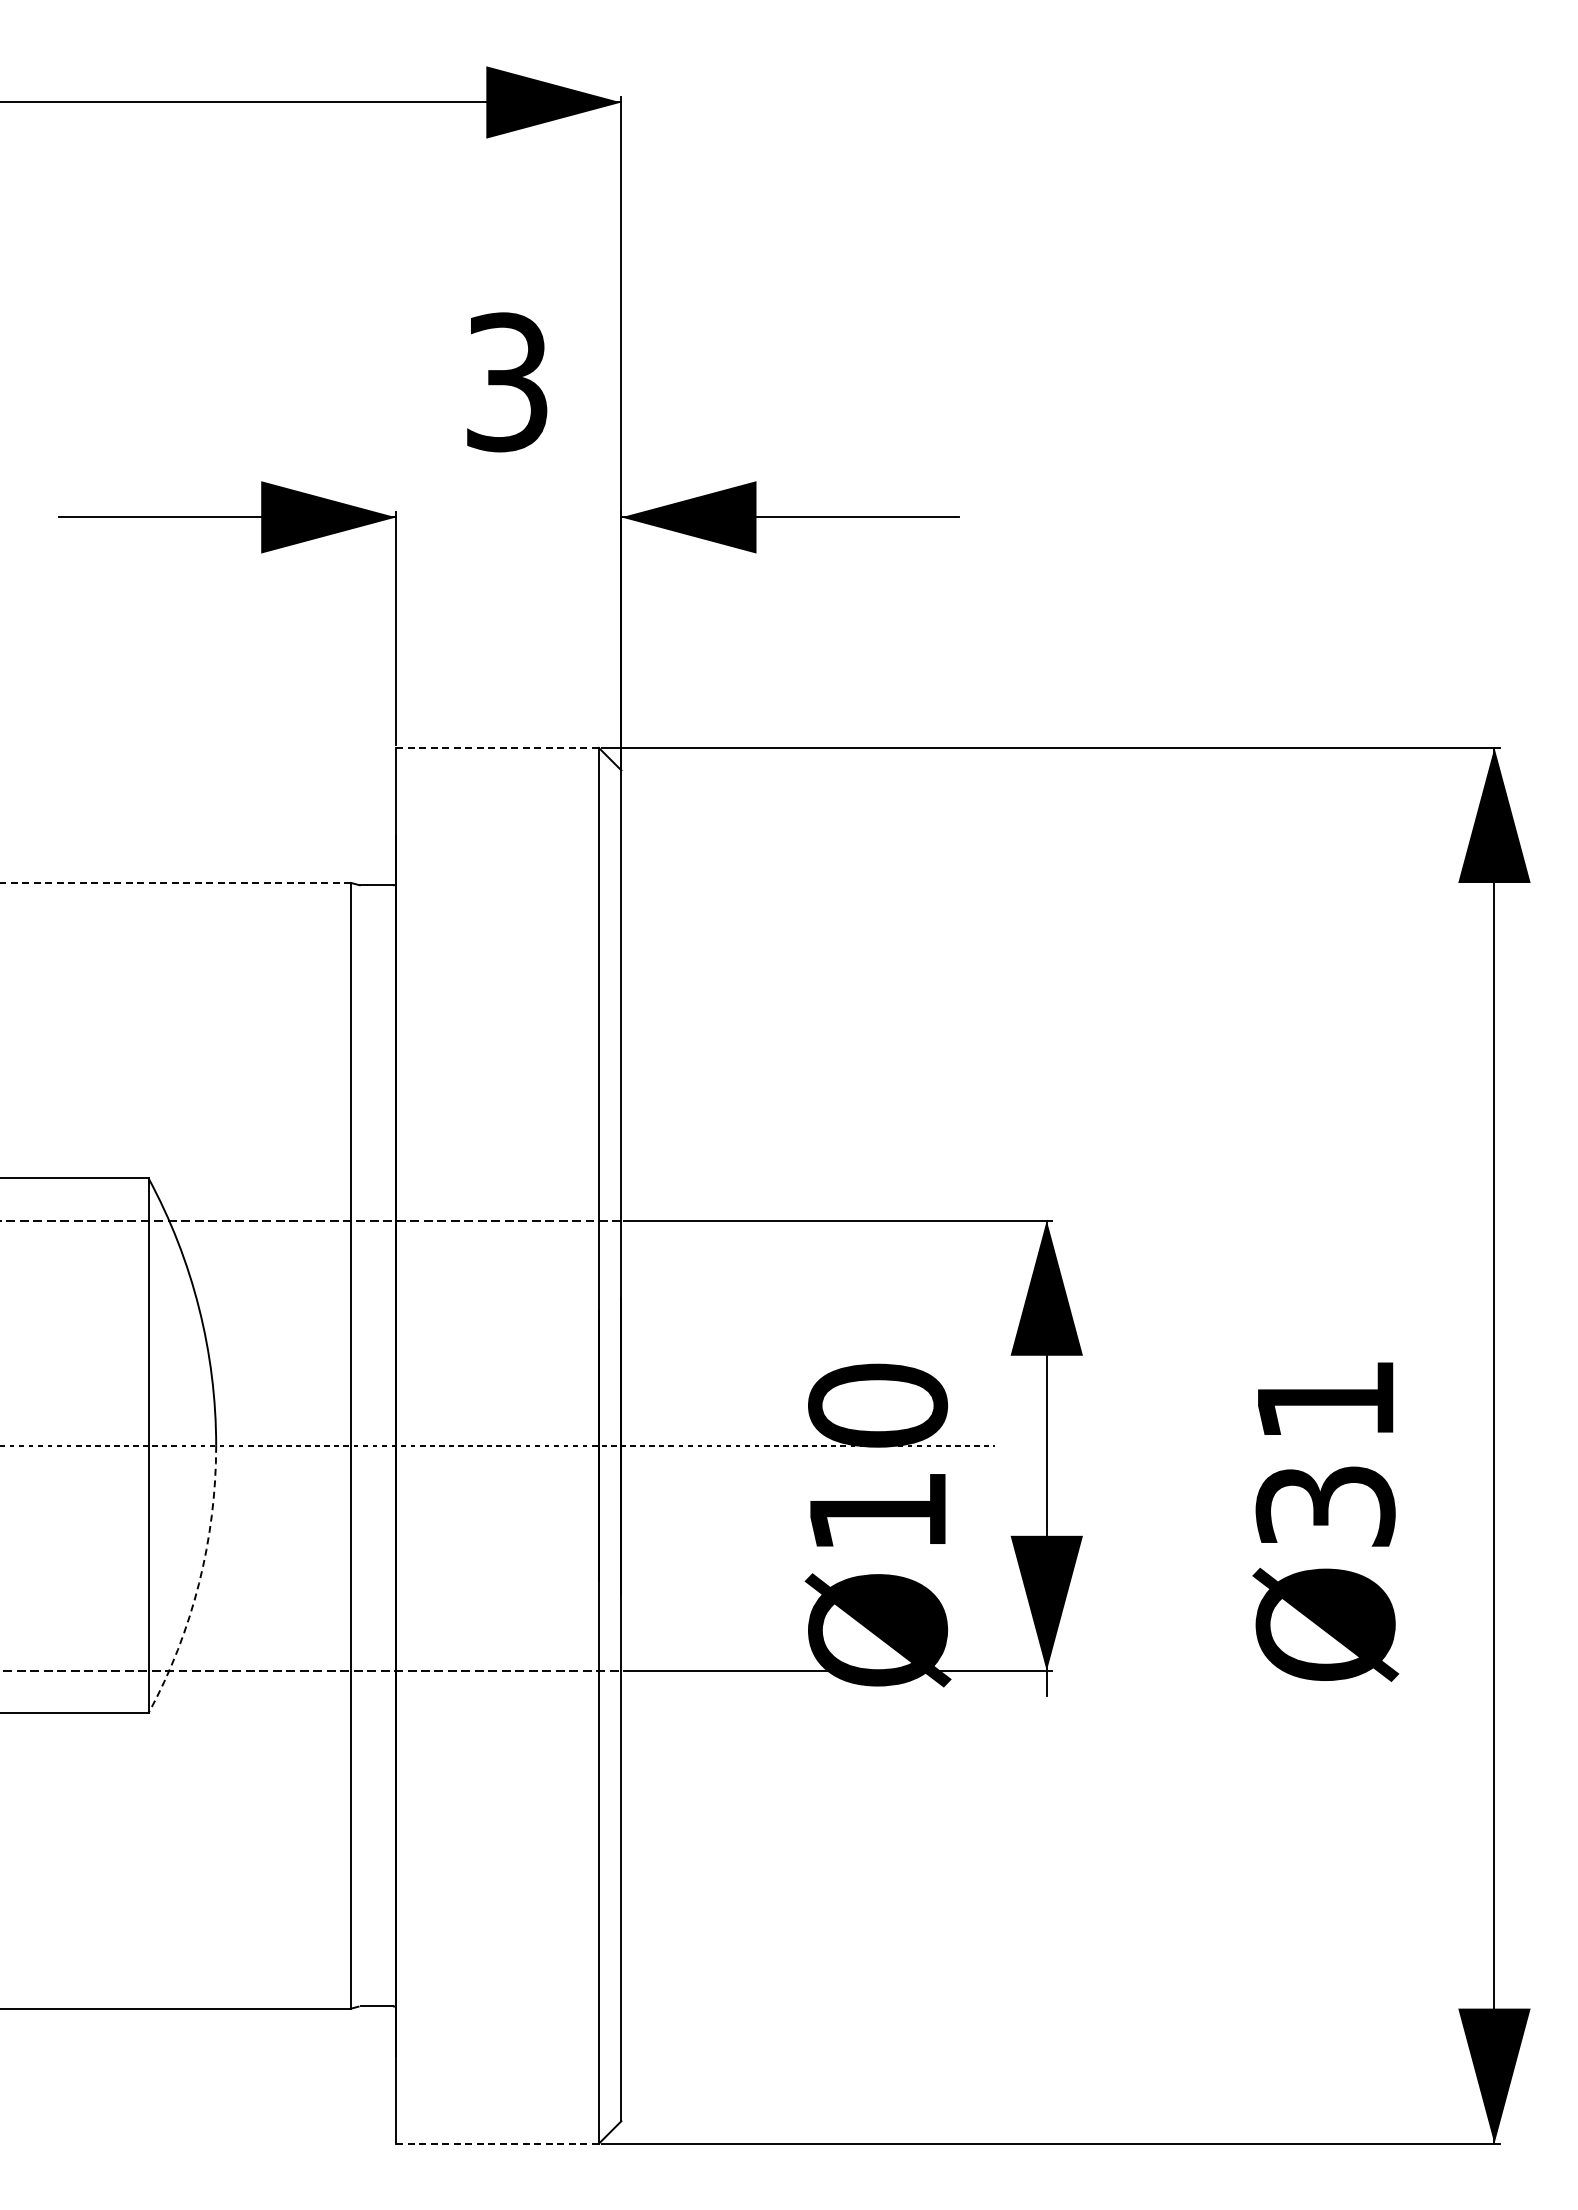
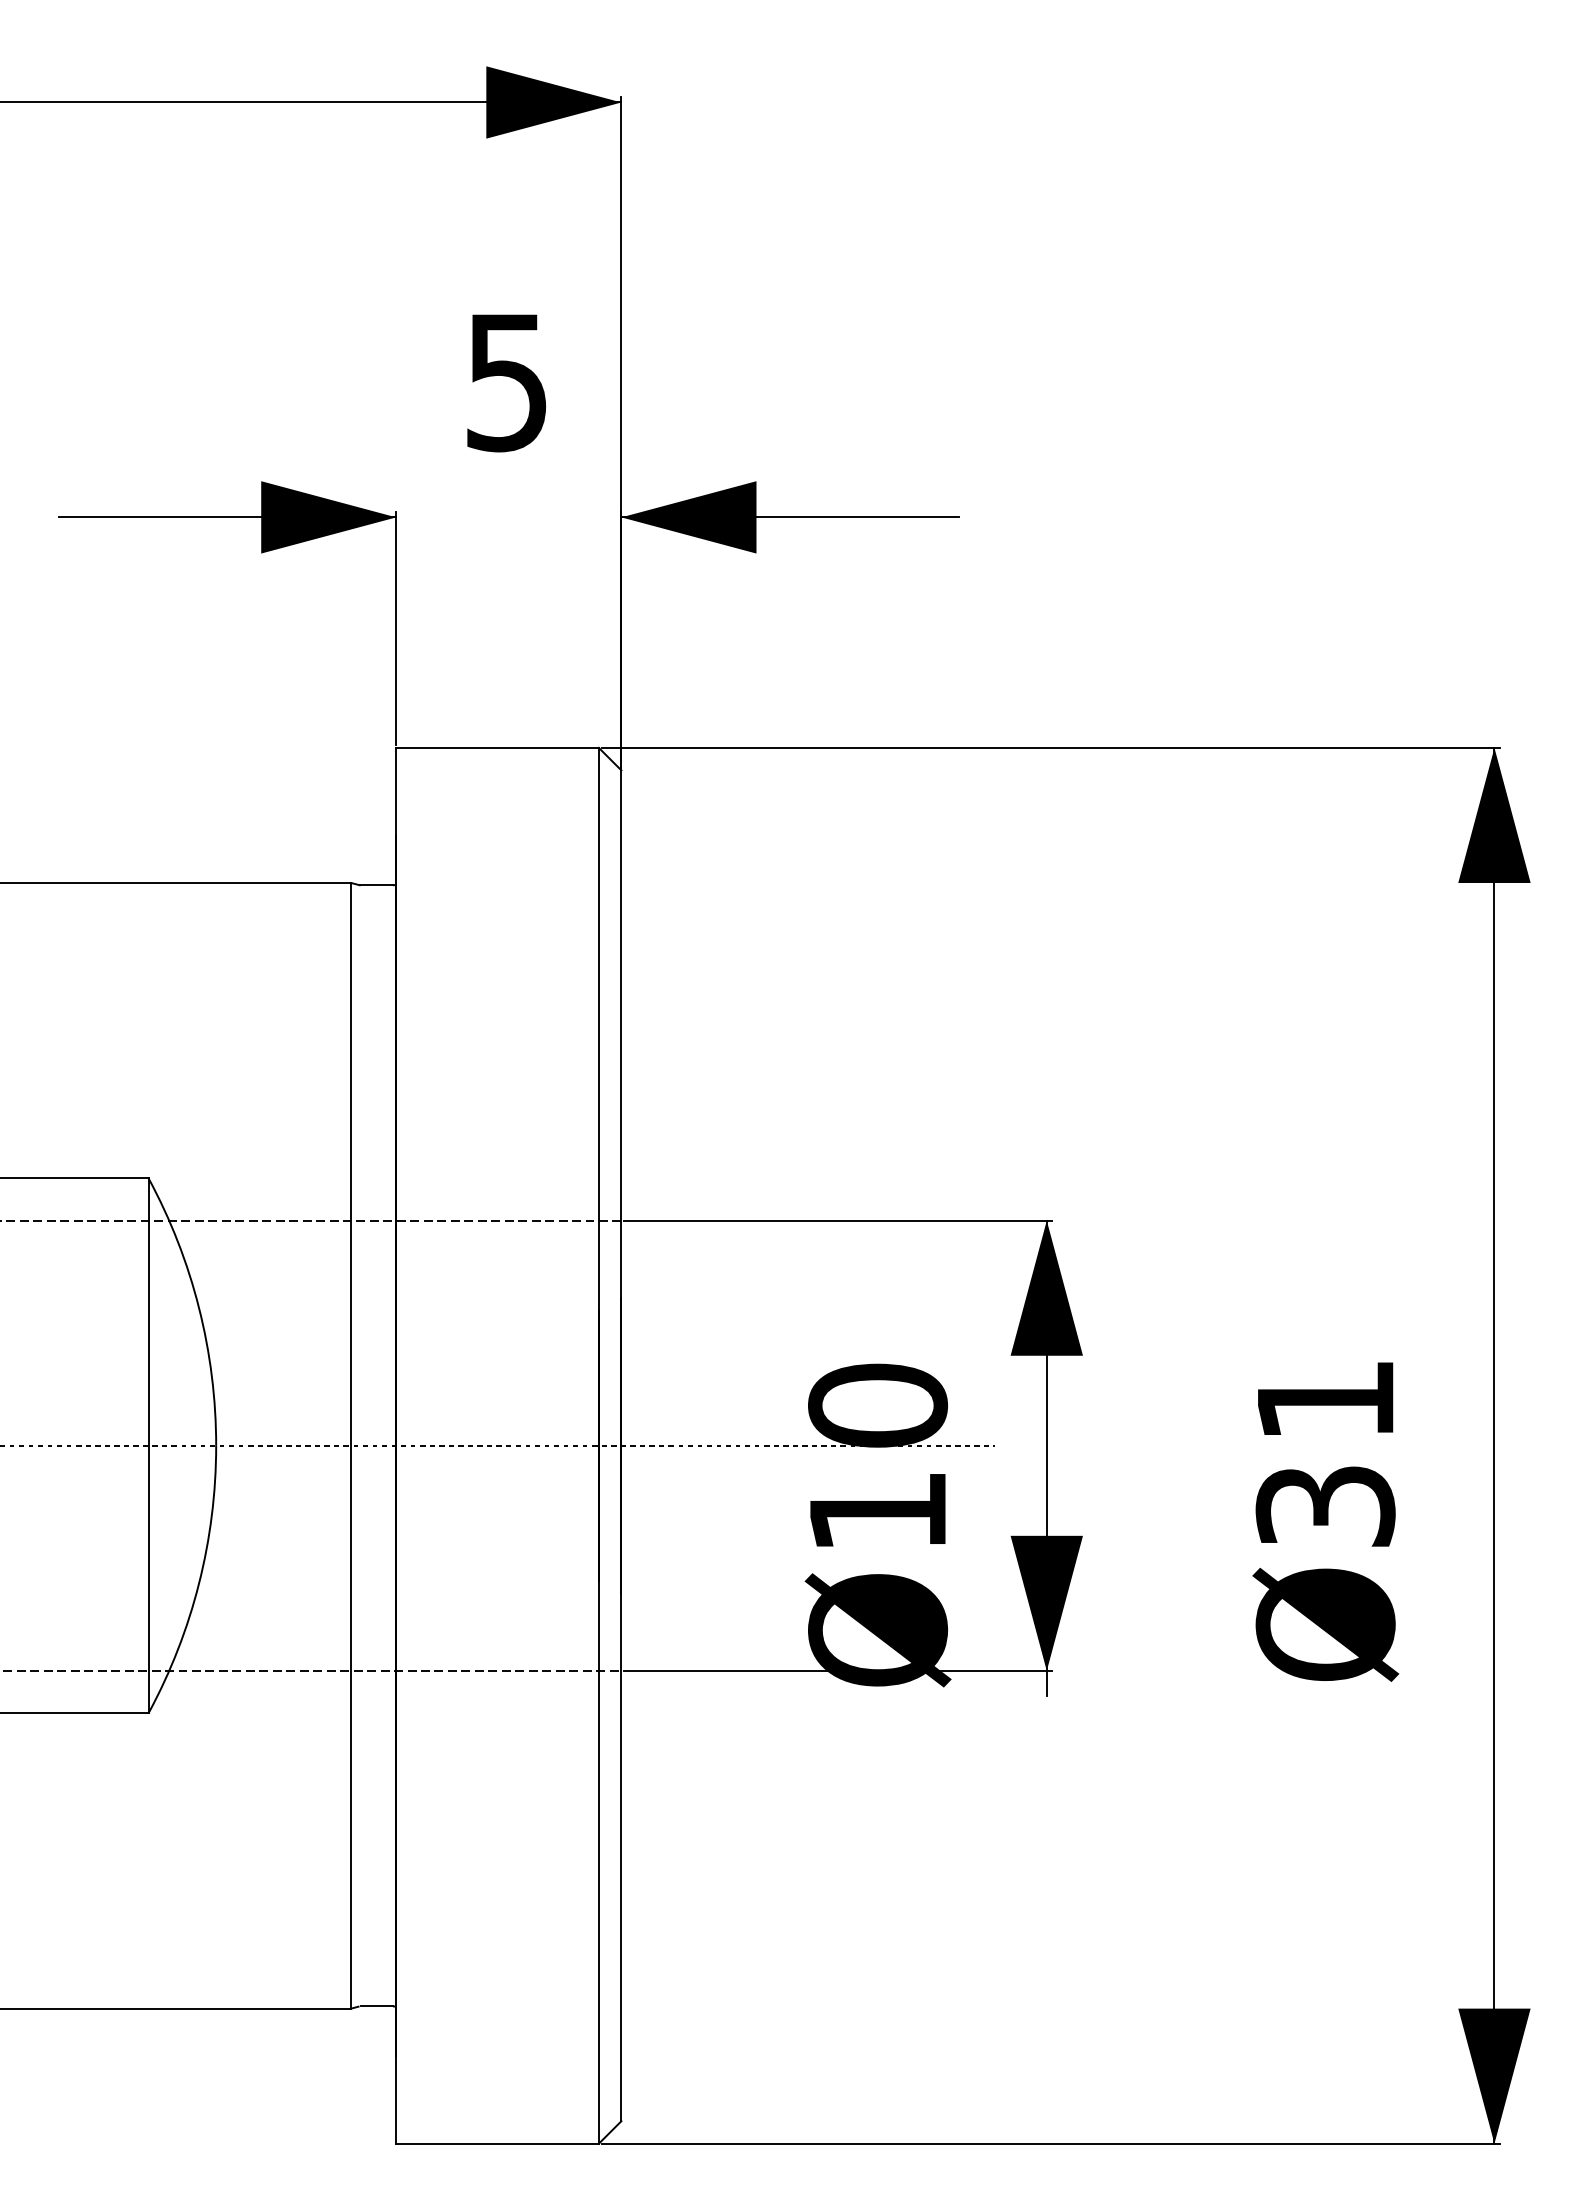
text: 3 -> 5 (507, 382)
line: dashed -> solid (497, 747)
line: dashed -> solid (175, 882)
arc: dashed -> solid (199, 1583)
line: dashed -> solid (498, 2143)
